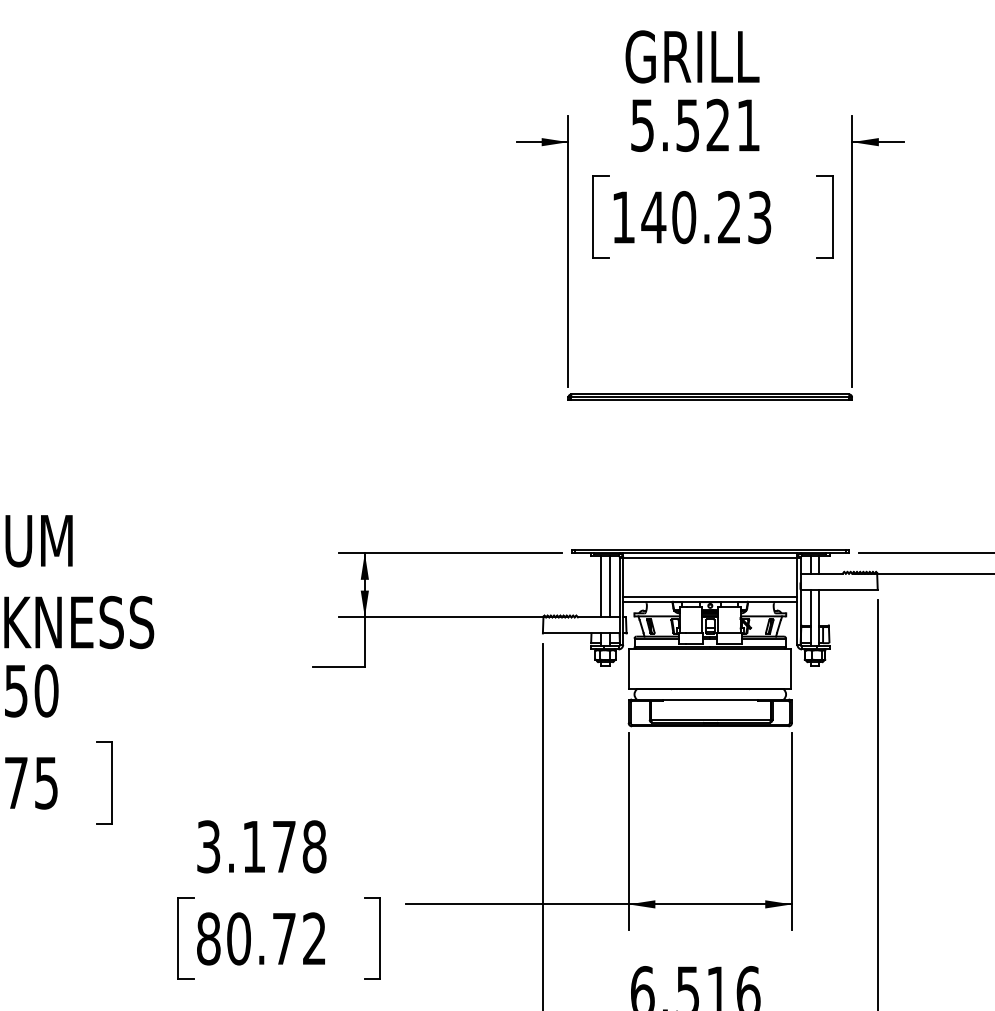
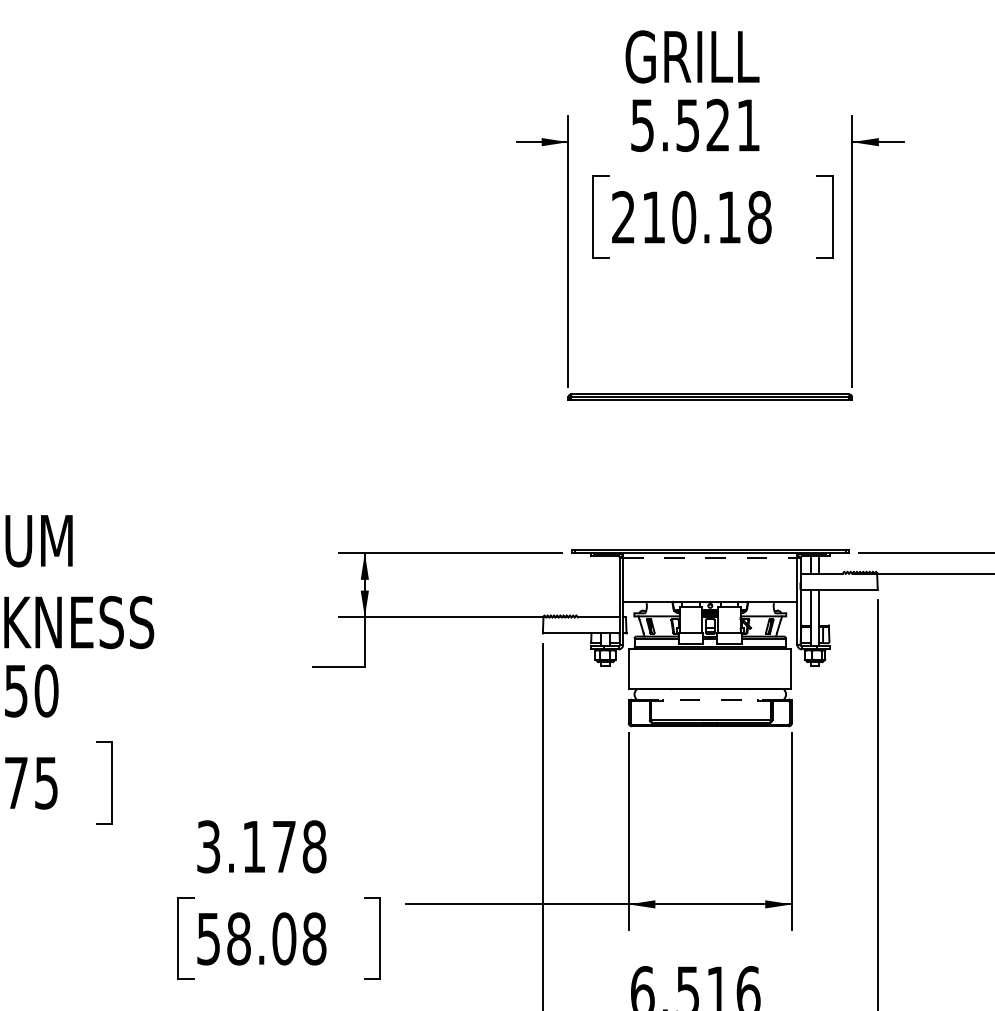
text: 140.23 -> 210.18 (691, 217)
line: solid -> dashed (710, 557)
line: present -> none (601, 586)
line: present -> none (609, 586)
line: present -> none (710, 597)
line: solid -> dashed (710, 699)
text: 80.72 -> 58.08 (261, 938)
